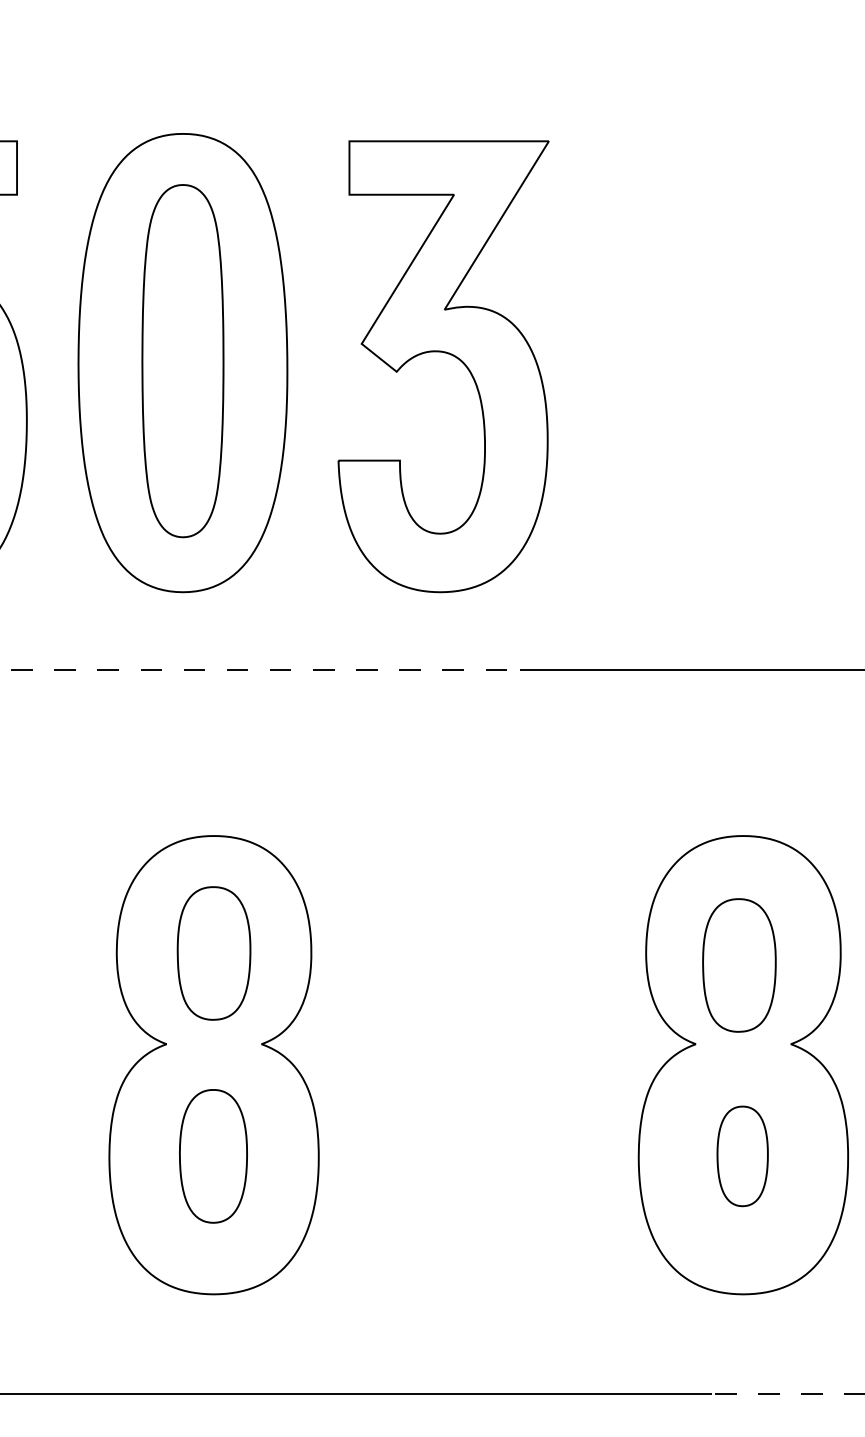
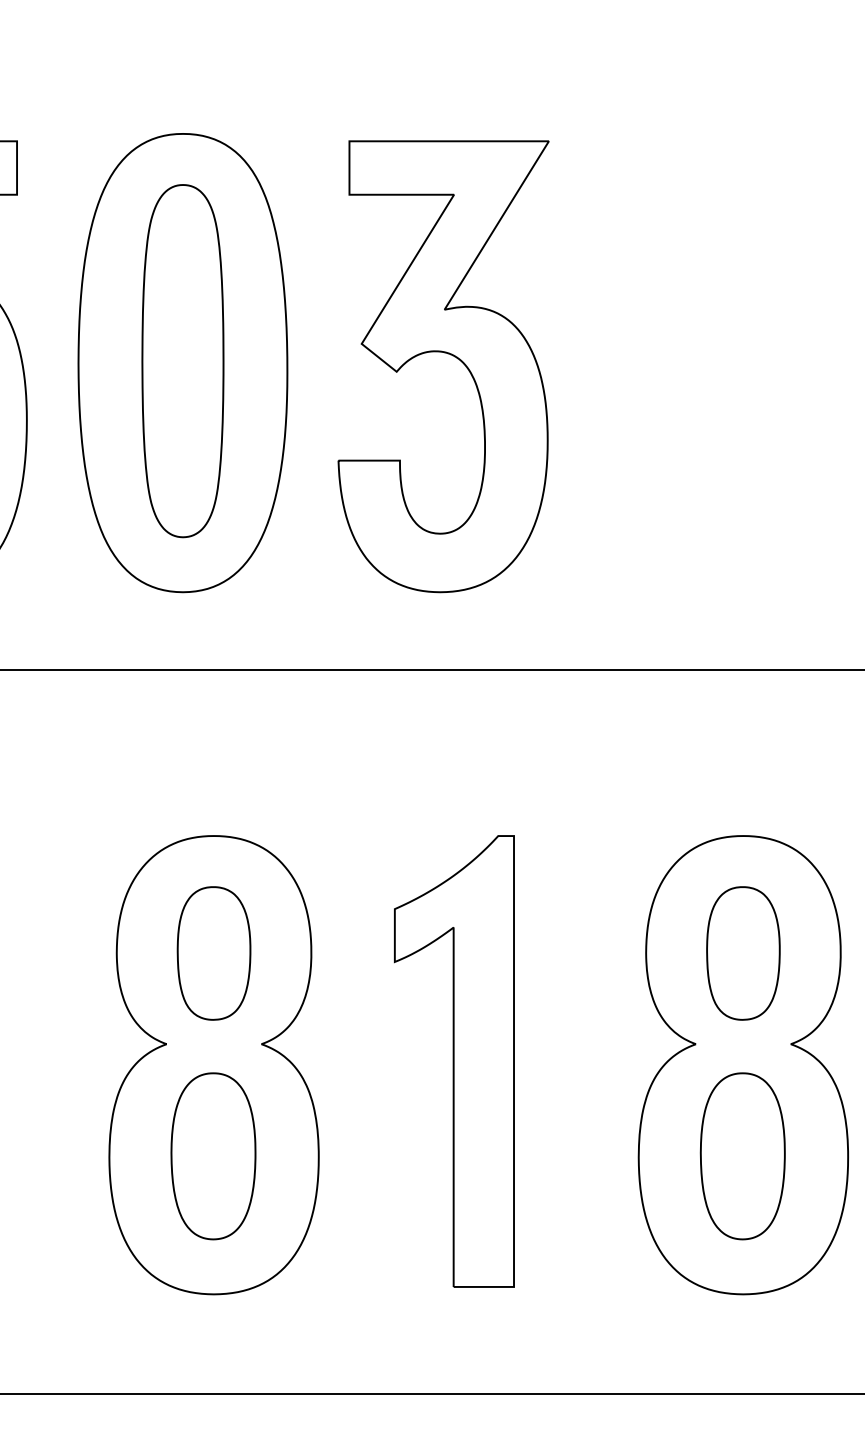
line: dashed -> solid (260, 669)
part position: (739, 965) -> (743, 953) (743, 953)
part: none -> present (454, 1061)
part size: 69x135 px -> 87x169 px (213, 1156)
part size: 53x103 px -> 87x169 px (742, 1156)
line: dashed -> solid (788, 1394)
